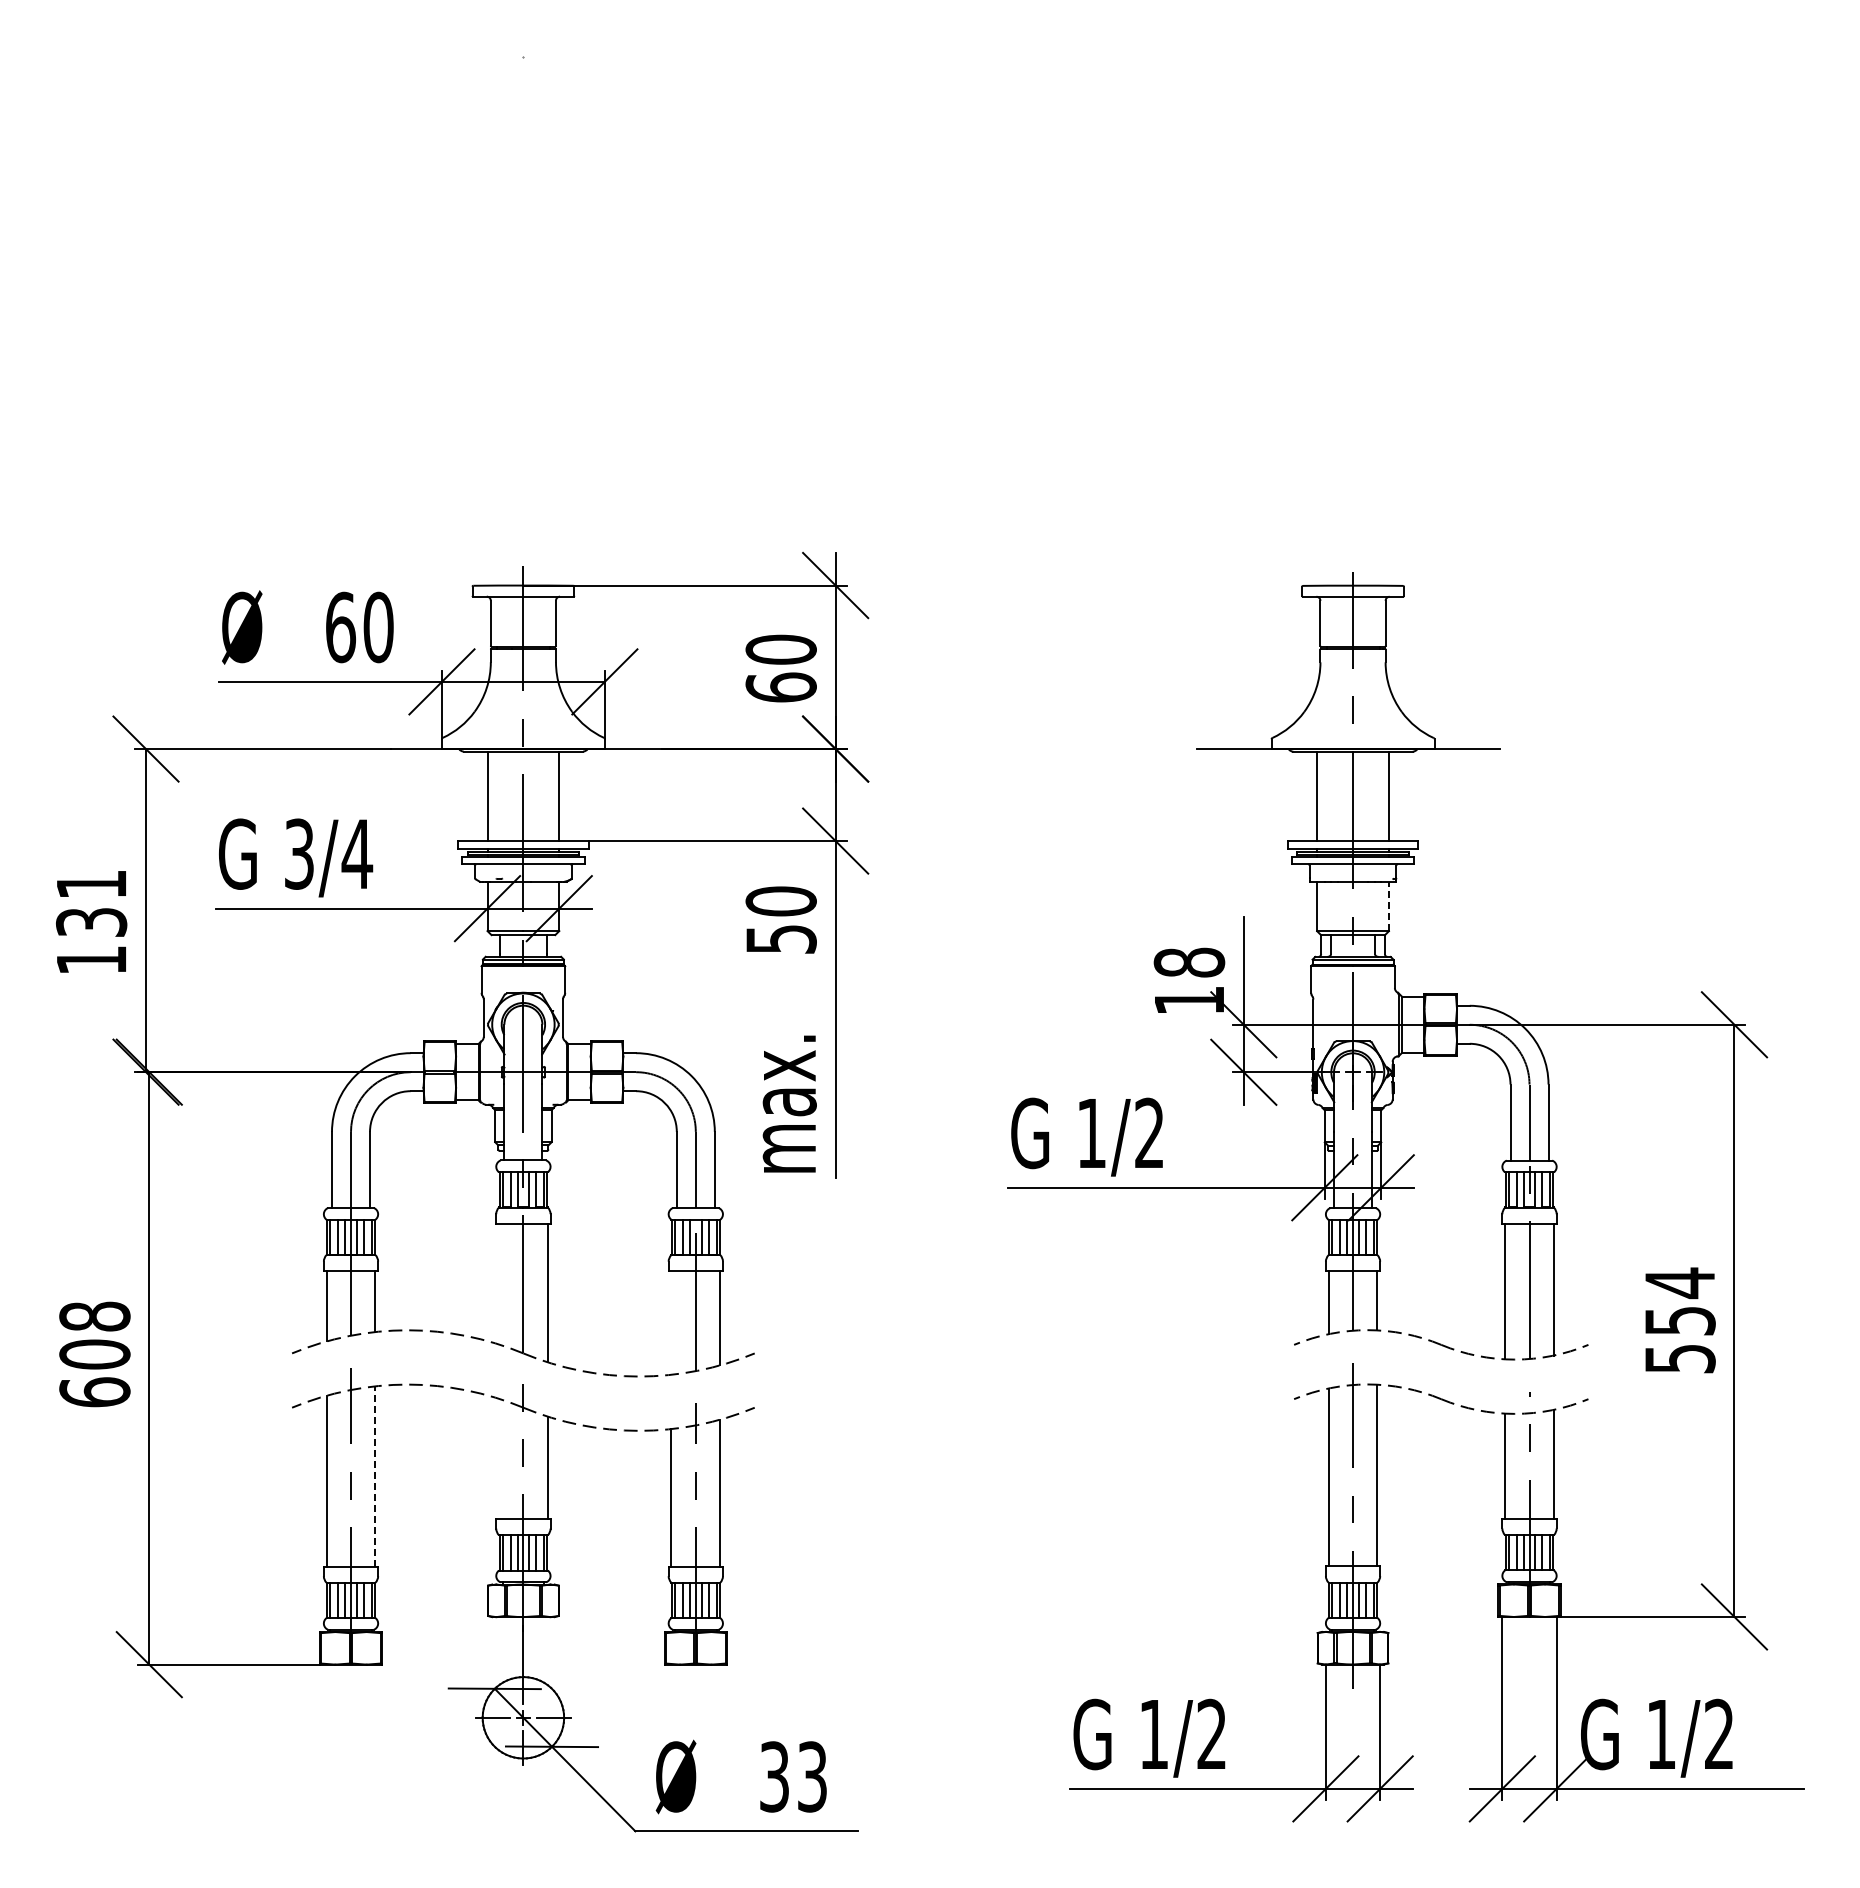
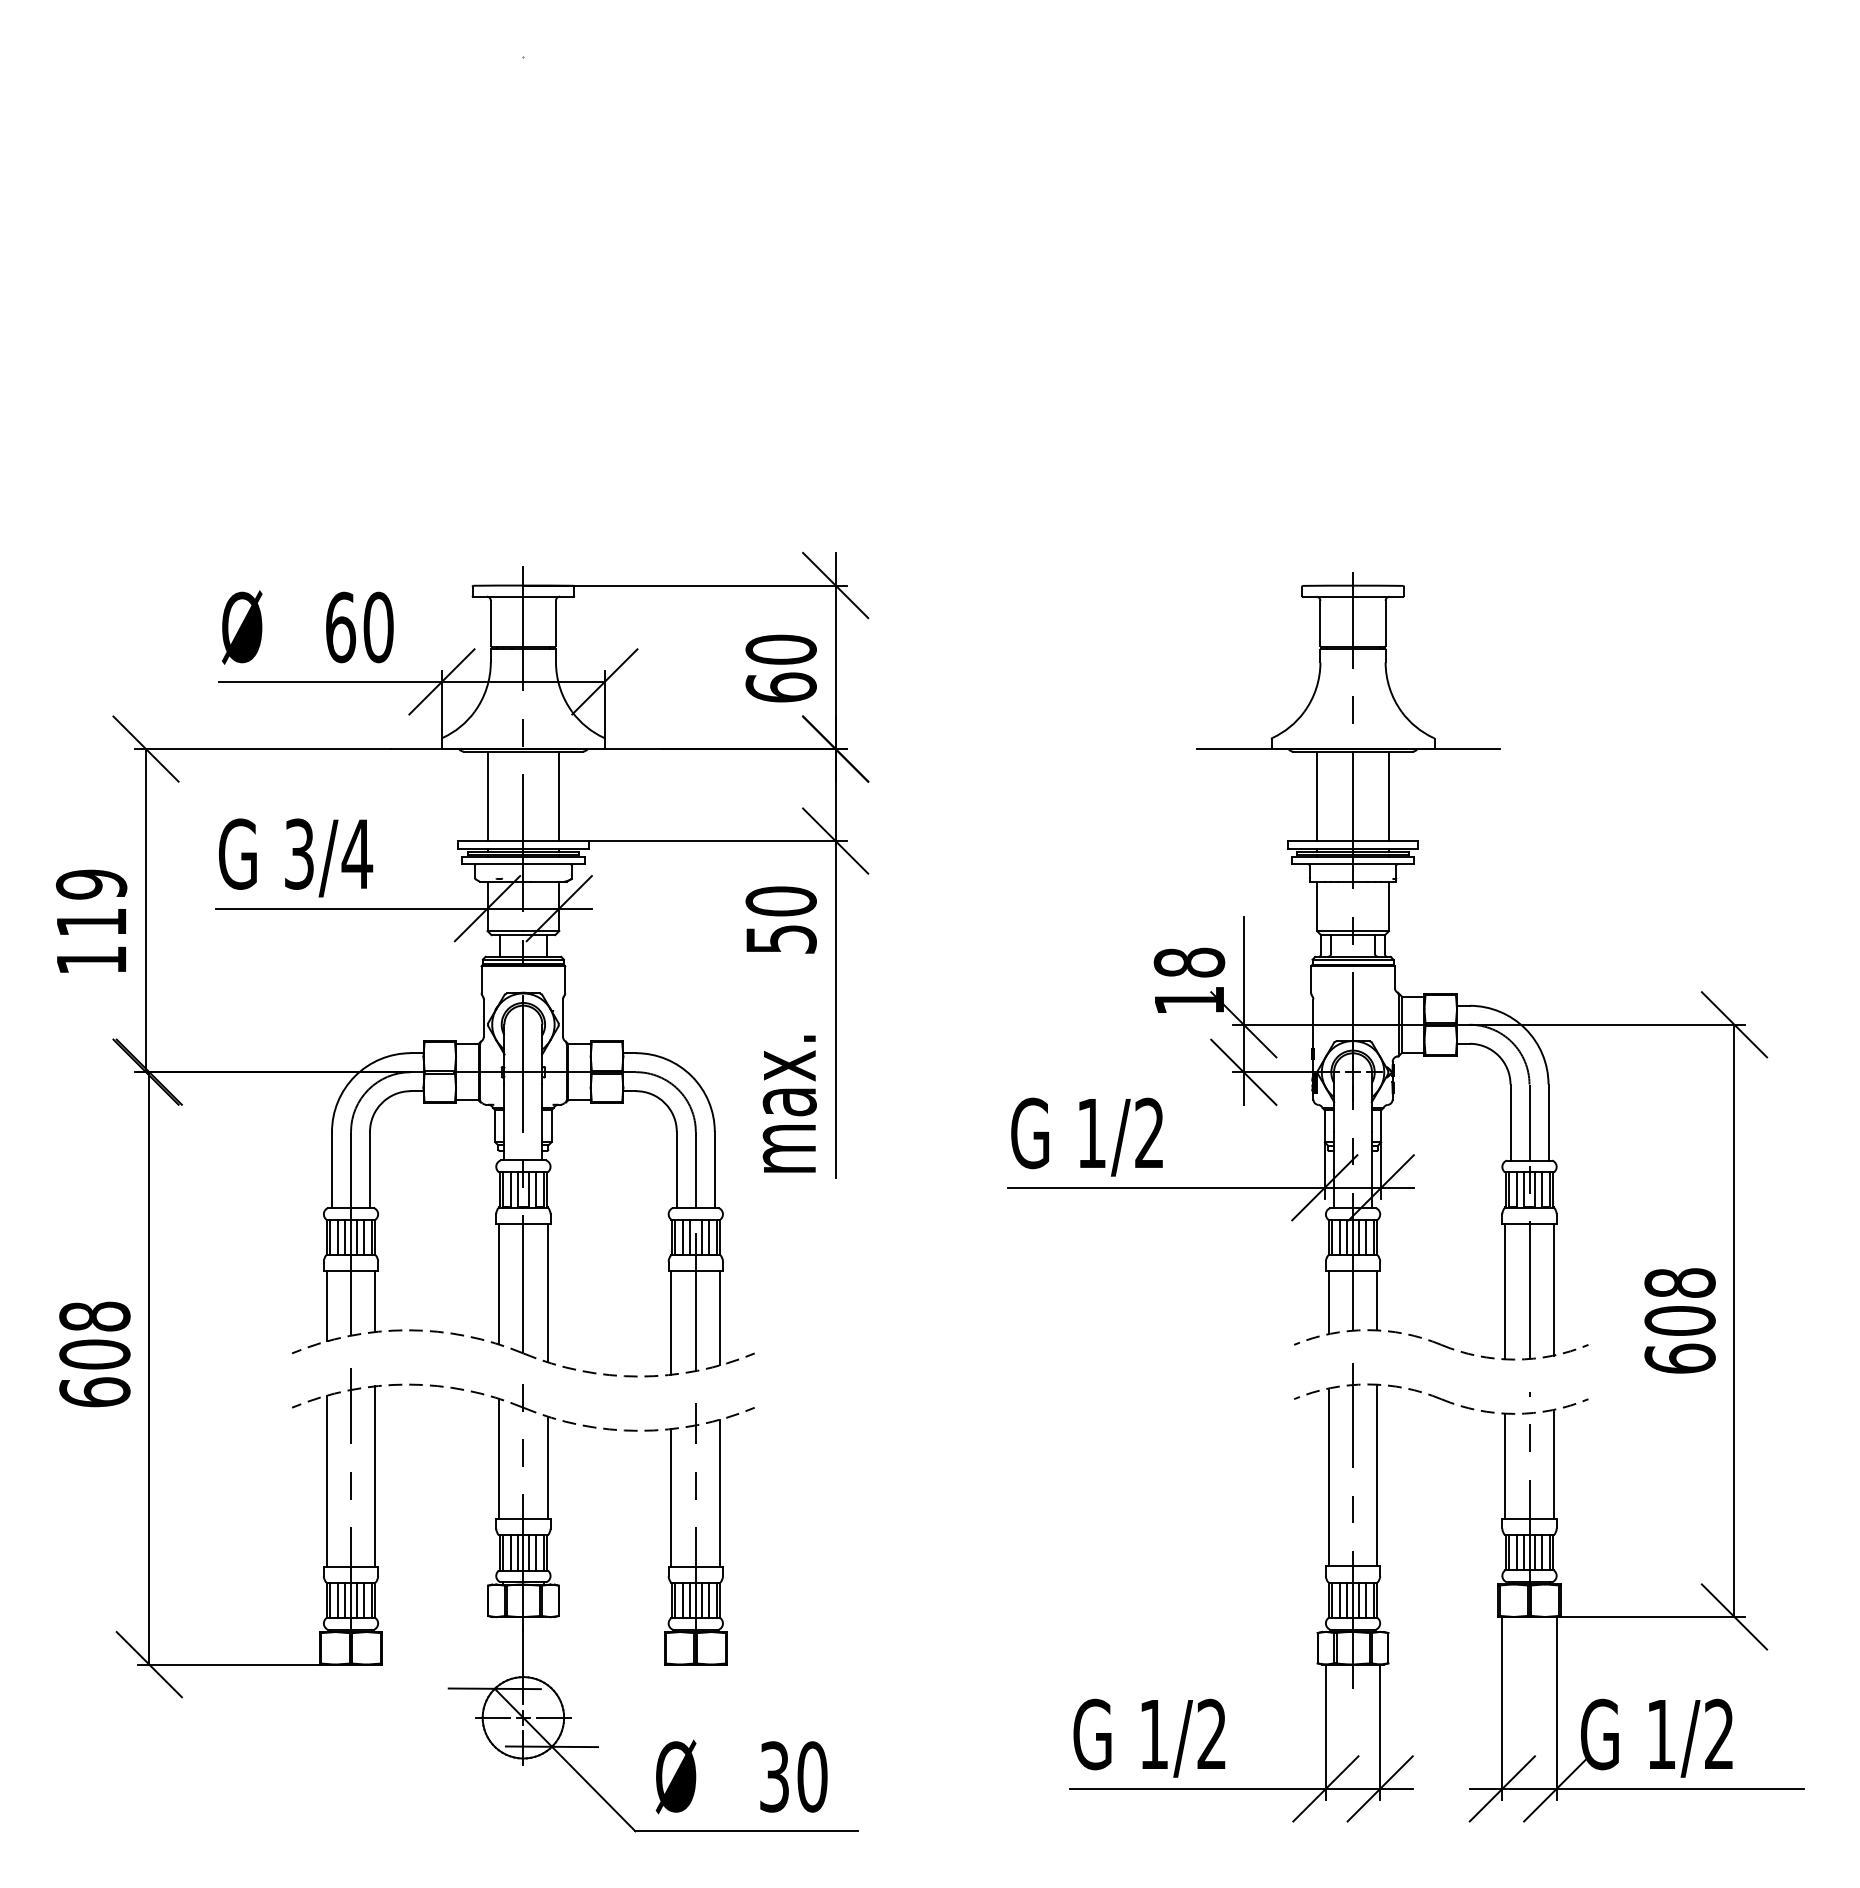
text: 131 -> 119 (91, 902)
line: dashed -> solid (1388, 906)
line: none -> present (498, 1283)
text: 554 -> 608 (1679, 1320)
line: none -> present (671, 1322)
line: none -> present (498, 1458)
line: dashed -> solid (375, 1475)
text: 33 -> 30 (812, 1776)
